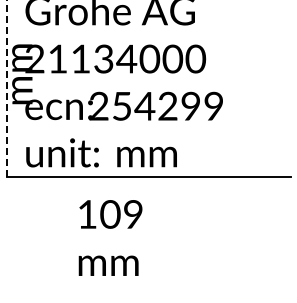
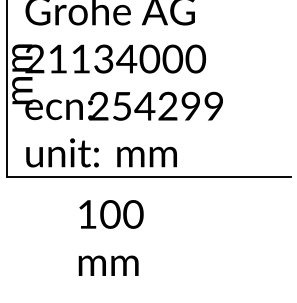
line: dashed -> solid (6, 88)
text: 109 -> 100 (133, 214)
